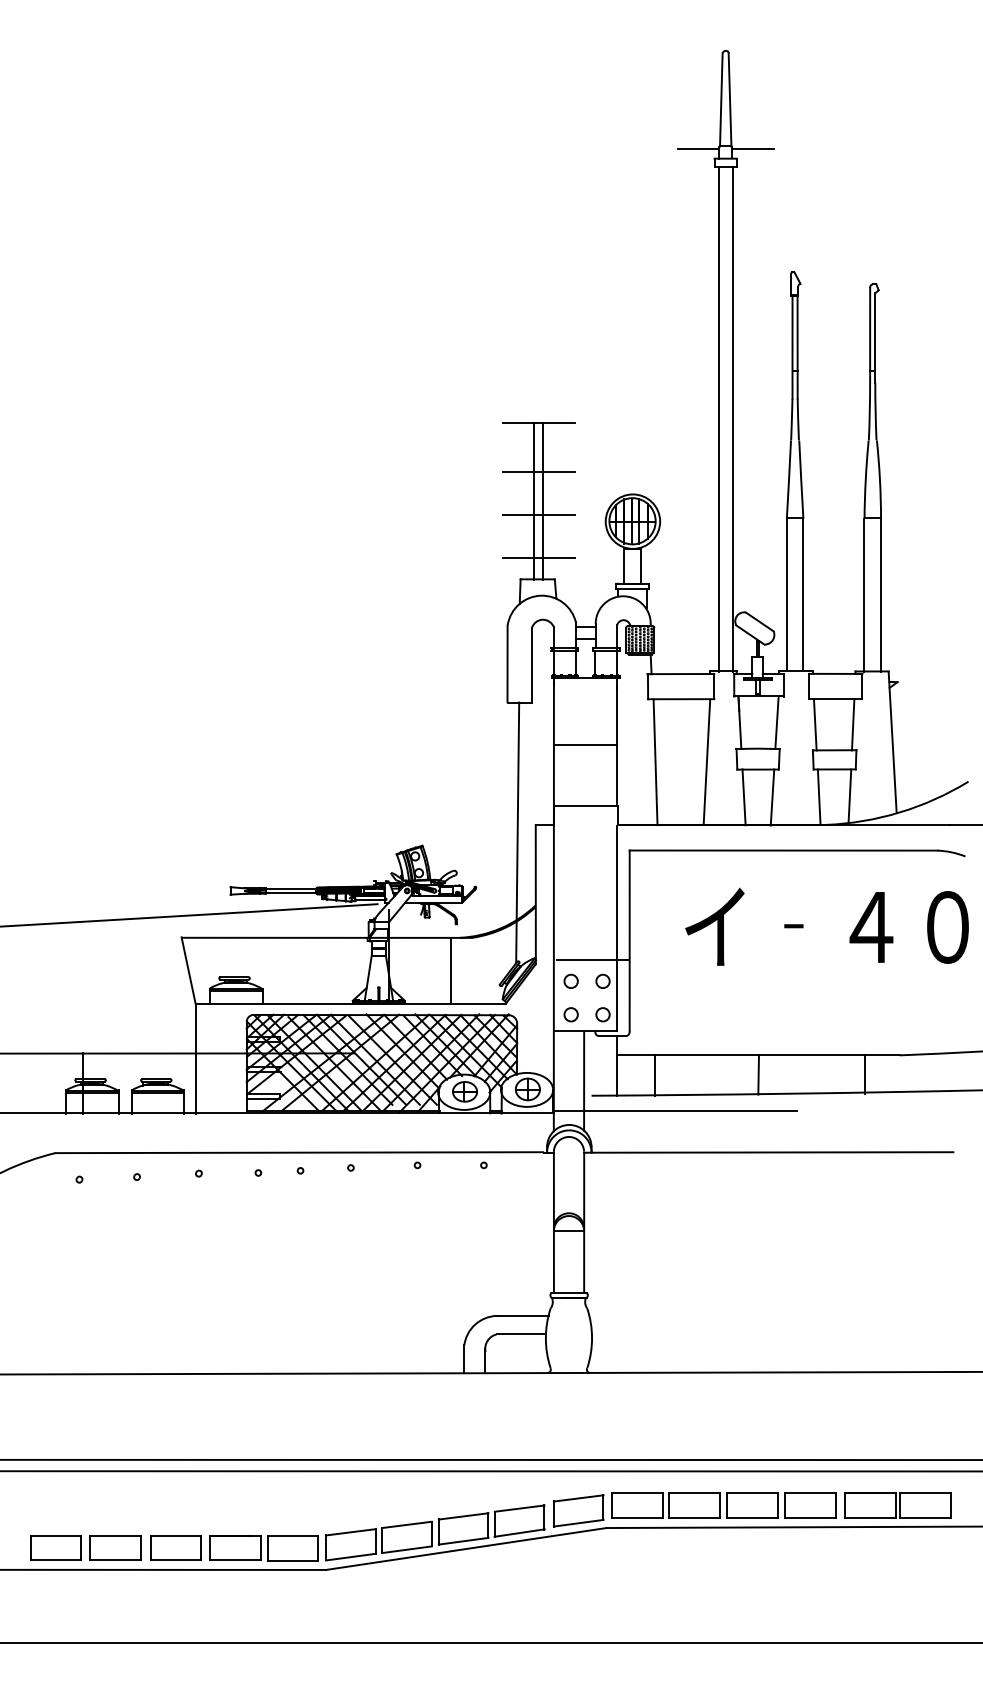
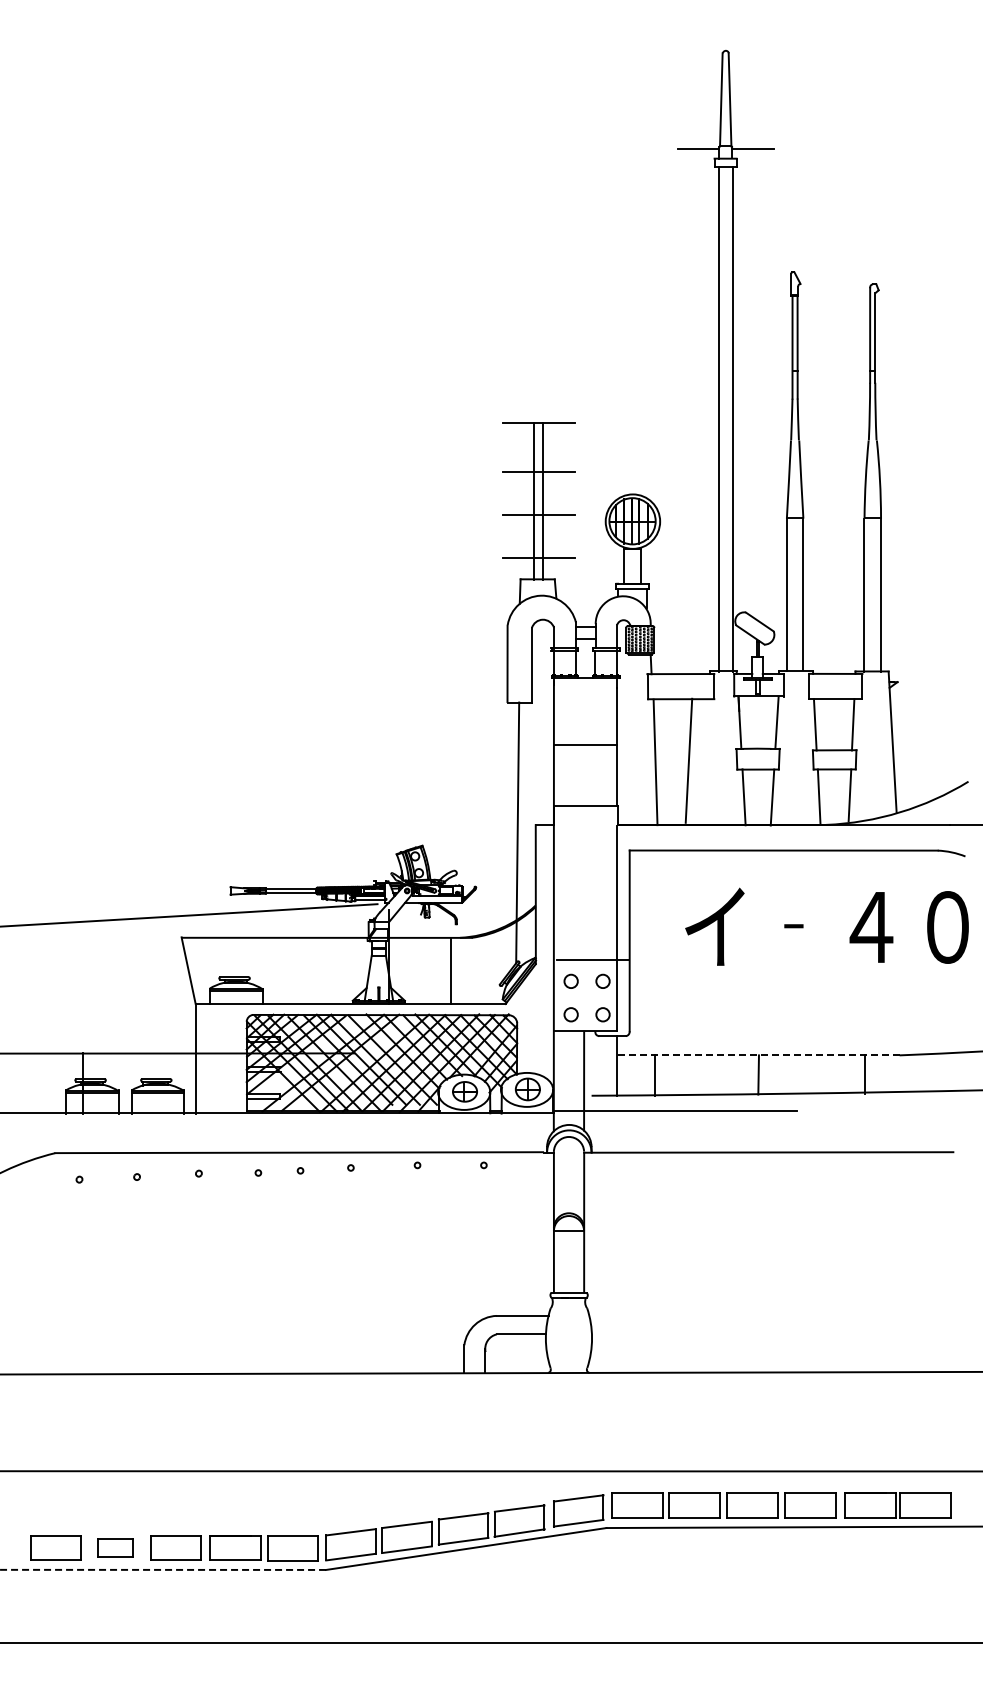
line position: (706, 761) -> (688, 760) (688, 760)
line: solid -> dashed (758, 1055)
line: present -> none (490, 1459)
part size: 53x26 px -> 37x20 px (115, 1547)
line: solid -> dashed (163, 1569)
